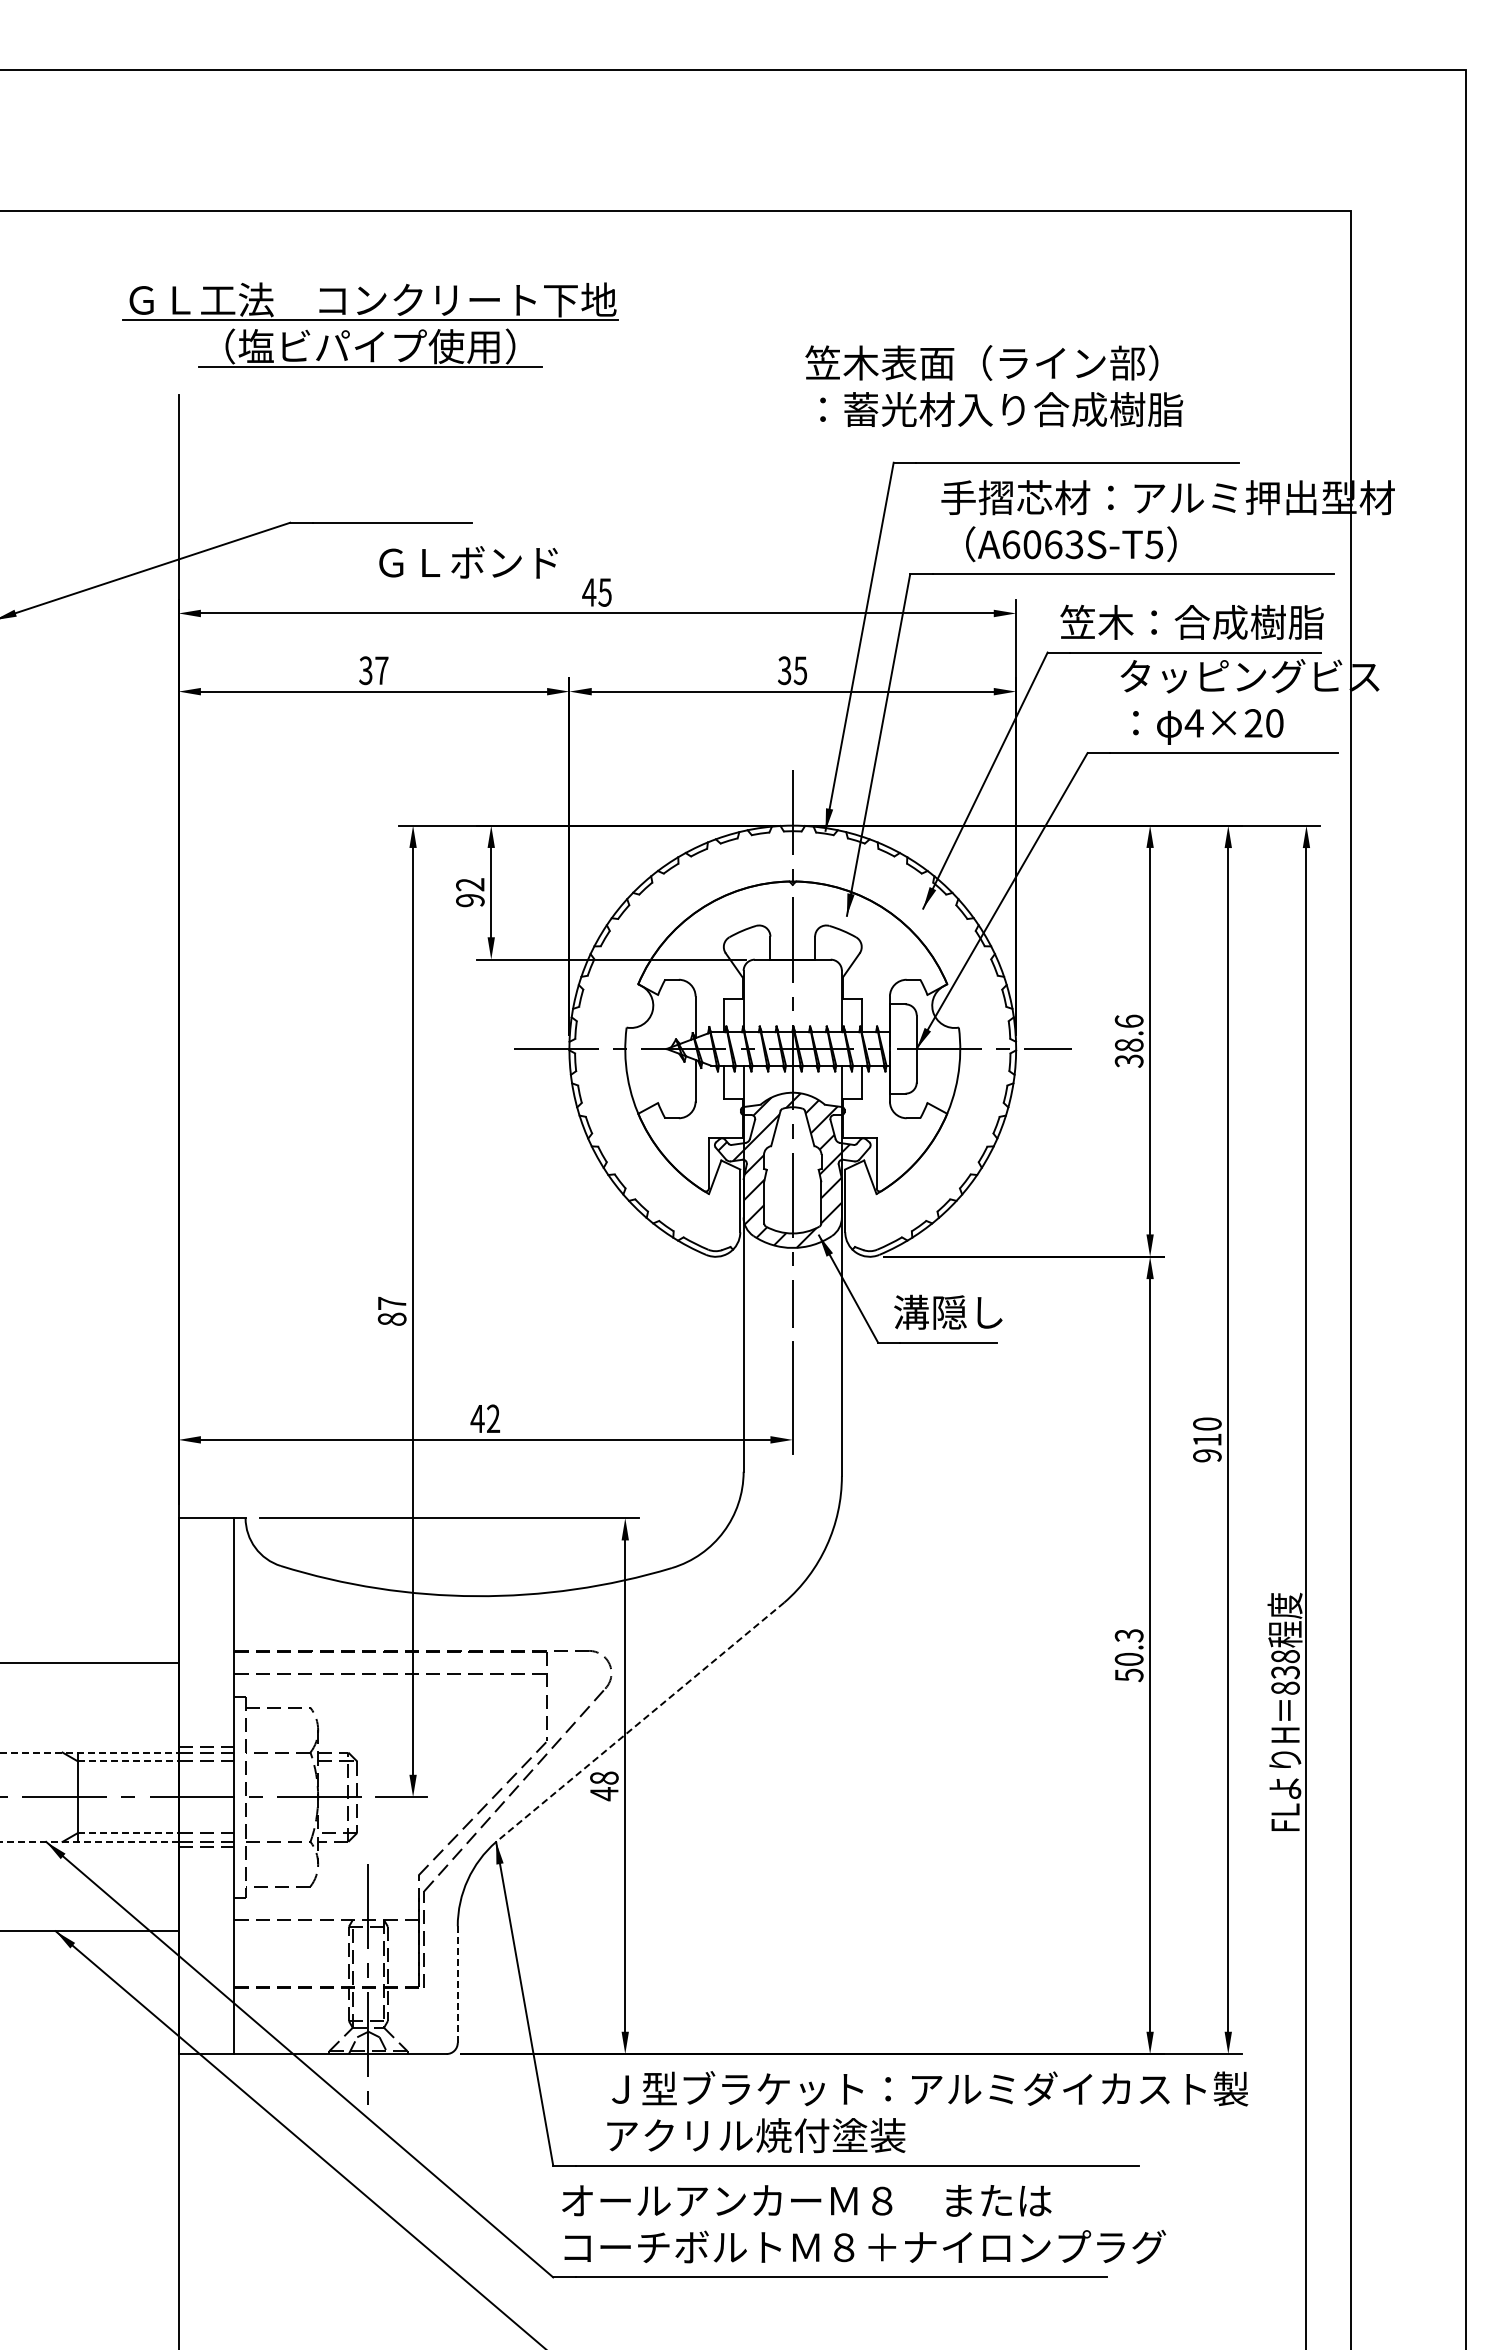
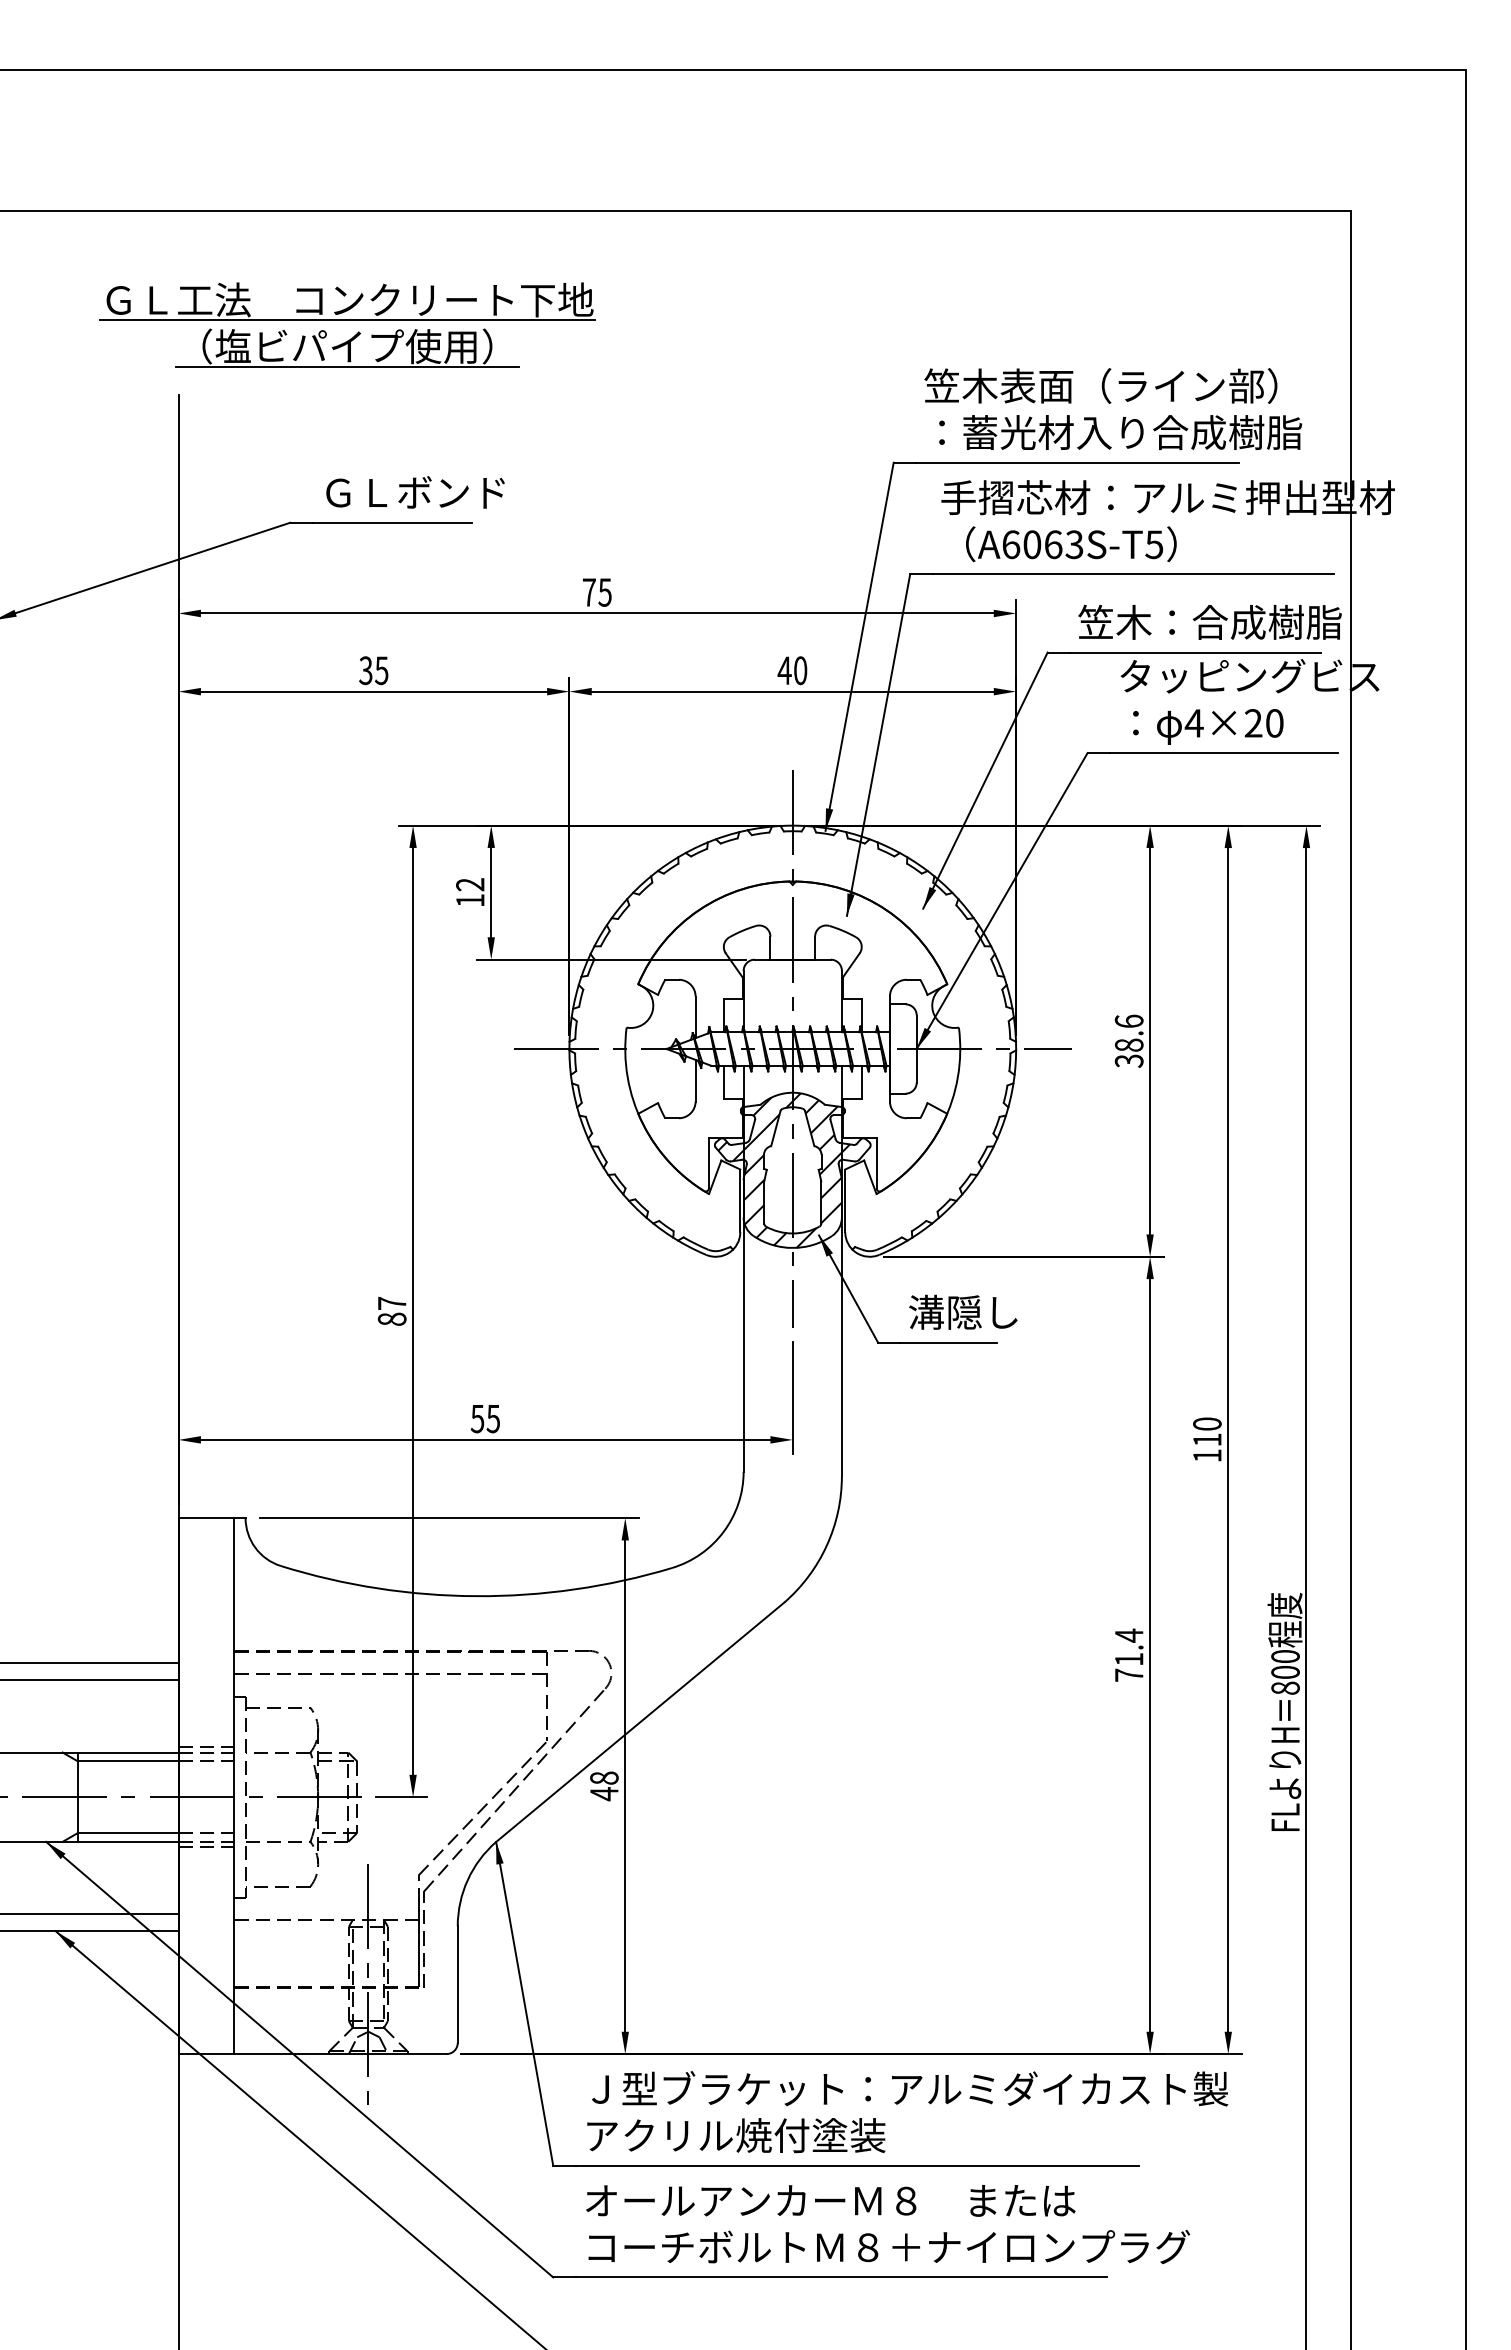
part position: (370, 324) -> (347, 324) (347, 324)
text position: (994, 386) -> (1113, 409) (1113, 409)
text position: (468, 562) -> (415, 492) (415, 492)
text: 45 -> 75 (589, 592)
text position: (1191, 621) -> (1209, 621) (1209, 621)
text: 37 -> 35 (381, 670)
text: 35 -> 40 (792, 670)
text: 92 -> 12 (470, 900)
text position: (948, 1311) -> (963, 1311) (963, 1311)
text: 42 -> 55 (485, 1418)
text: 910 -> 110 (1207, 1455)
text: 50.3 -> 71.4 (1128, 1655)
text: 838 -> 800 (1285, 1664)
line: none -> present (90, 1679)
line: dashed -> solid (639, 1722)
line: dashed -> solid (89, 1752)
line: dashed -> solid (128, 1761)
line: dashed -> solid (128, 1832)
line: dashed -> solid (89, 1841)
line: none -> present (90, 1914)
line: dashed -> solid (457, 1984)
text position: (927, 2112) -> (907, 2112) (907, 2112)
text position: (864, 2224) -> (888, 2224) (888, 2224)
